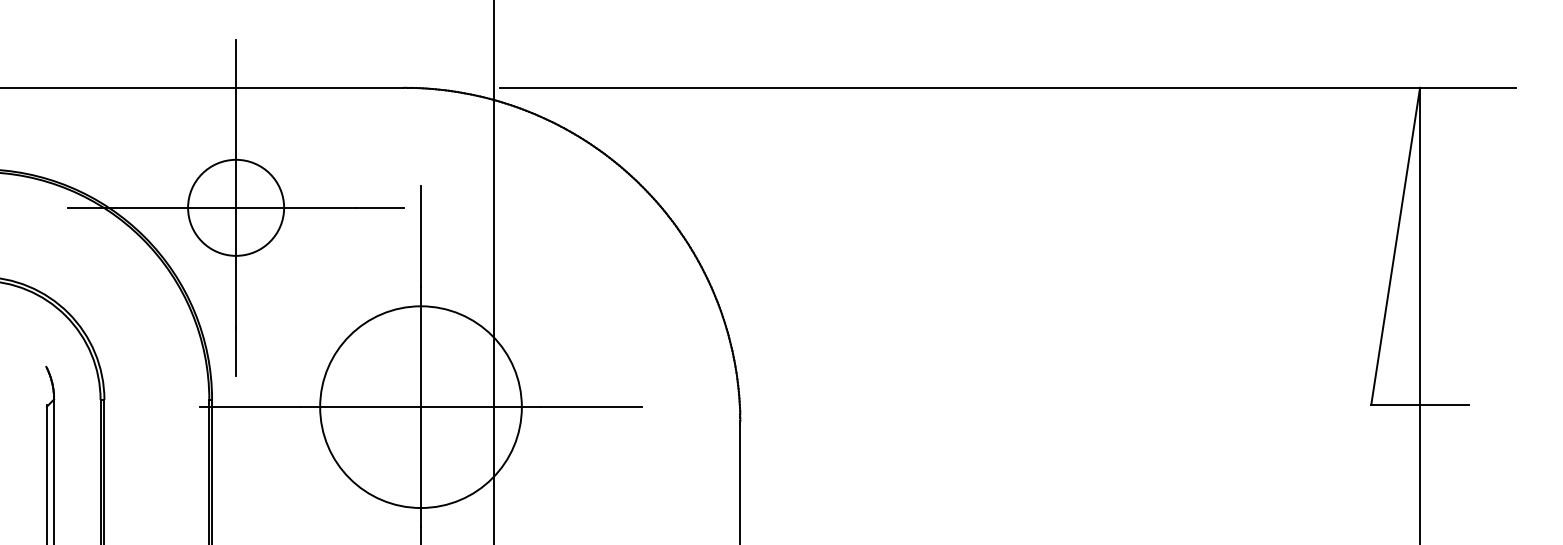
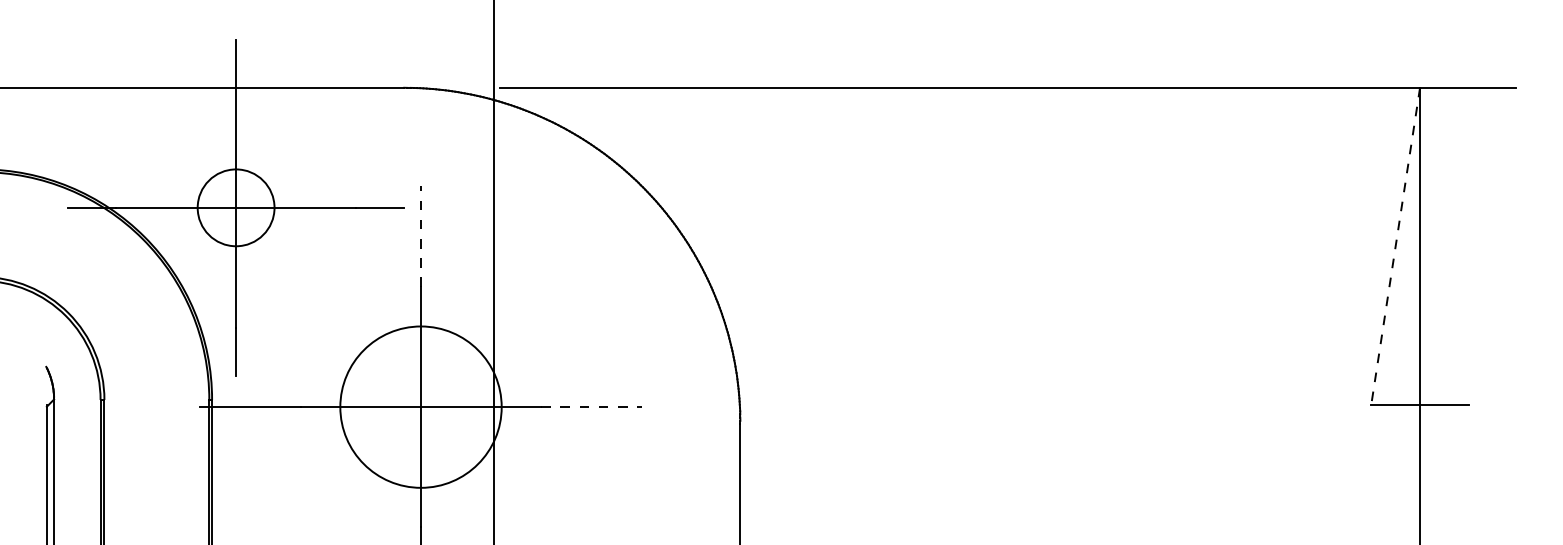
circle diameter: 96 px -> 77 px (235, 207)
line: solid -> dashed (421, 236)
line: solid -> dashed (1395, 246)
circle diameter: 202 px -> 161 px (420, 406)
line: solid -> dashed (592, 407)
